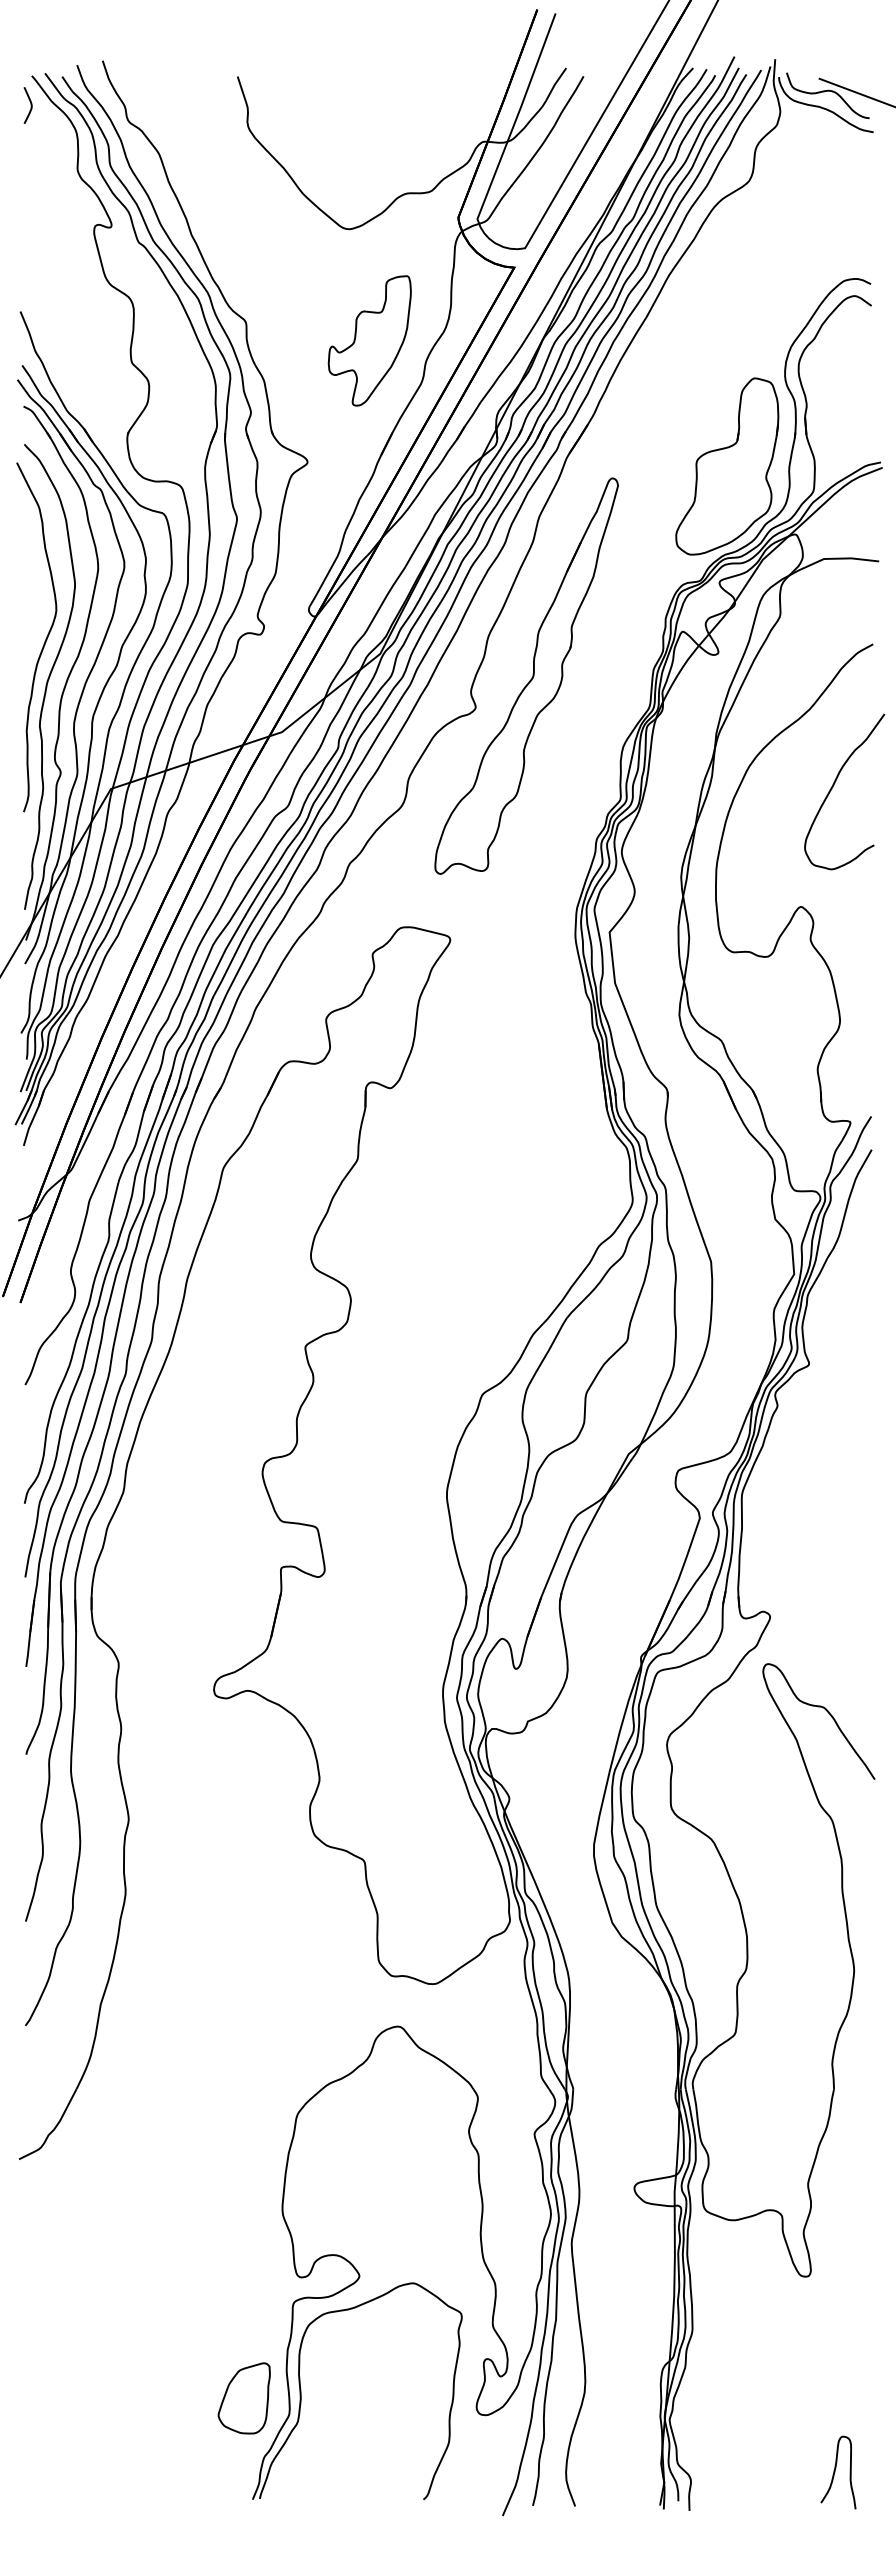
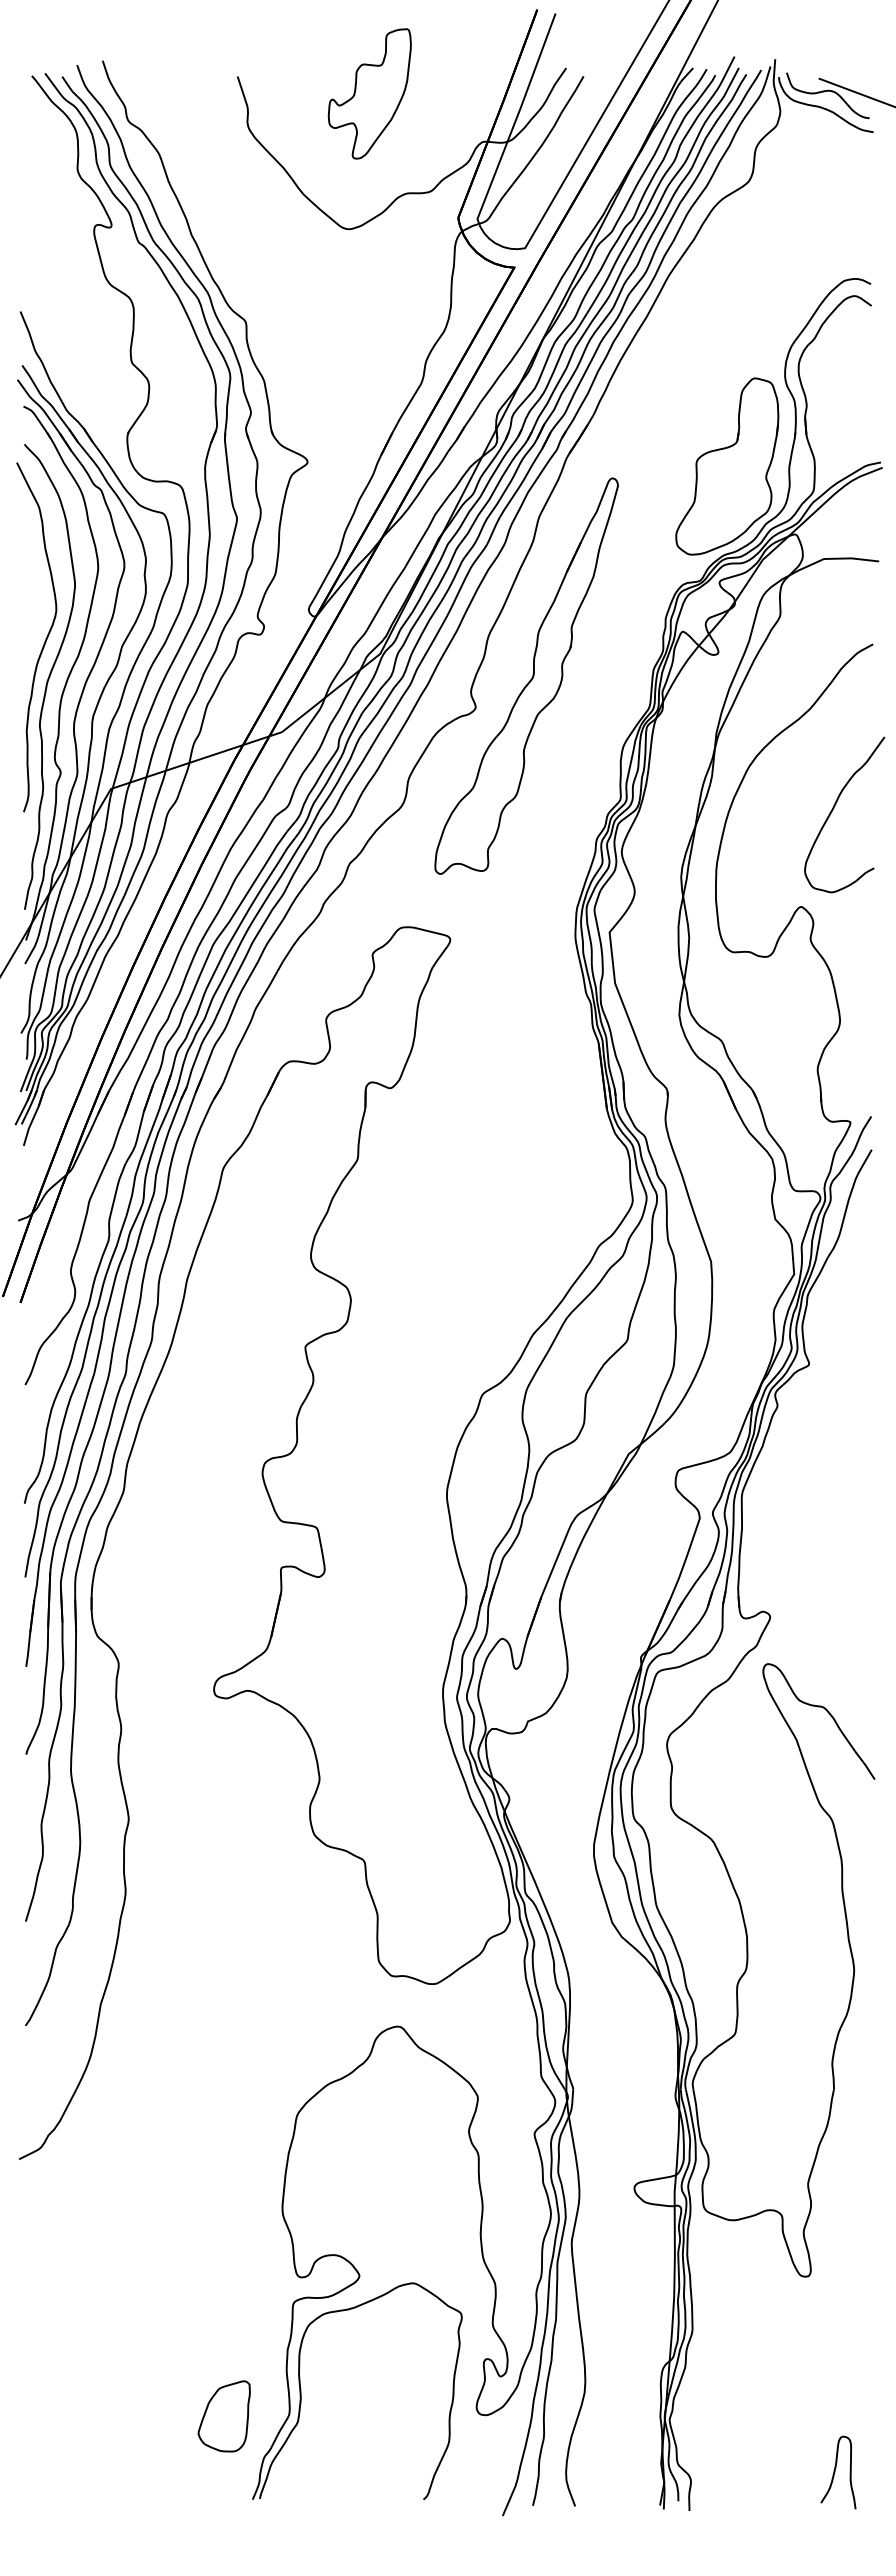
curve: present -> none (30, 105)
part position: (369, 340) -> (369, 93) (369, 93)
curve position: (834, 785) -> (834, 808) (834, 808)
part position: (243, 2398) -> (223, 2416) (223, 2416)
